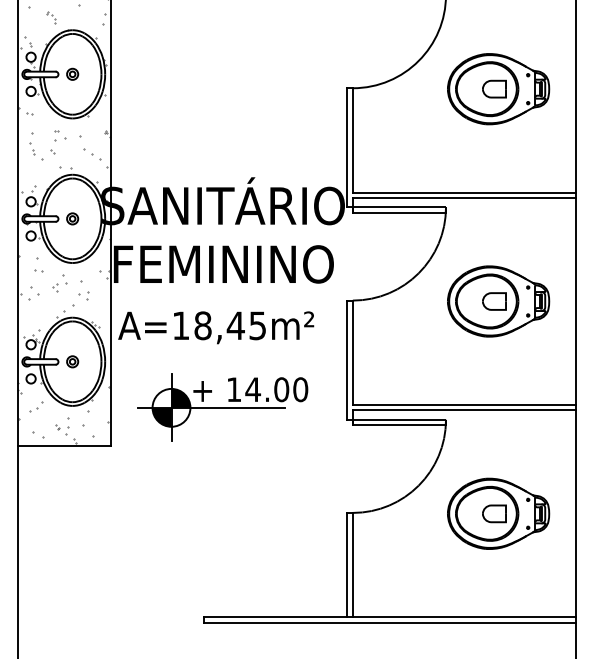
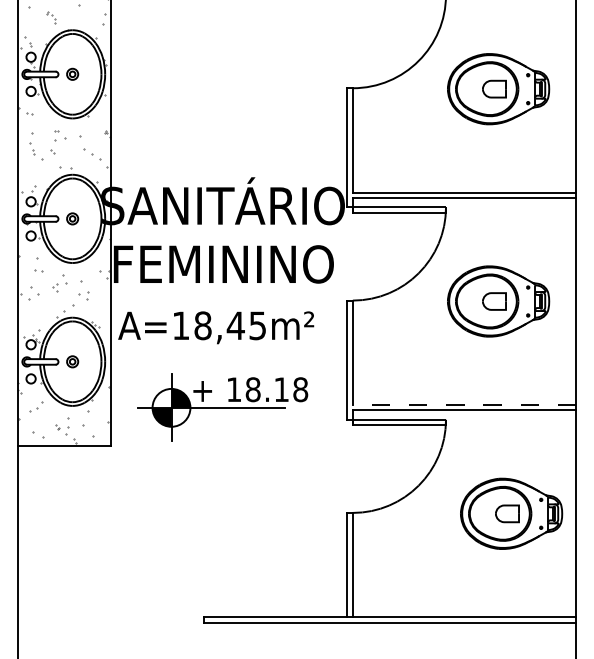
text: 14.00 -> 18.18 (276, 389)
line: solid -> dashed (464, 404)
part position: (498, 513) -> (511, 513) (511, 513)
